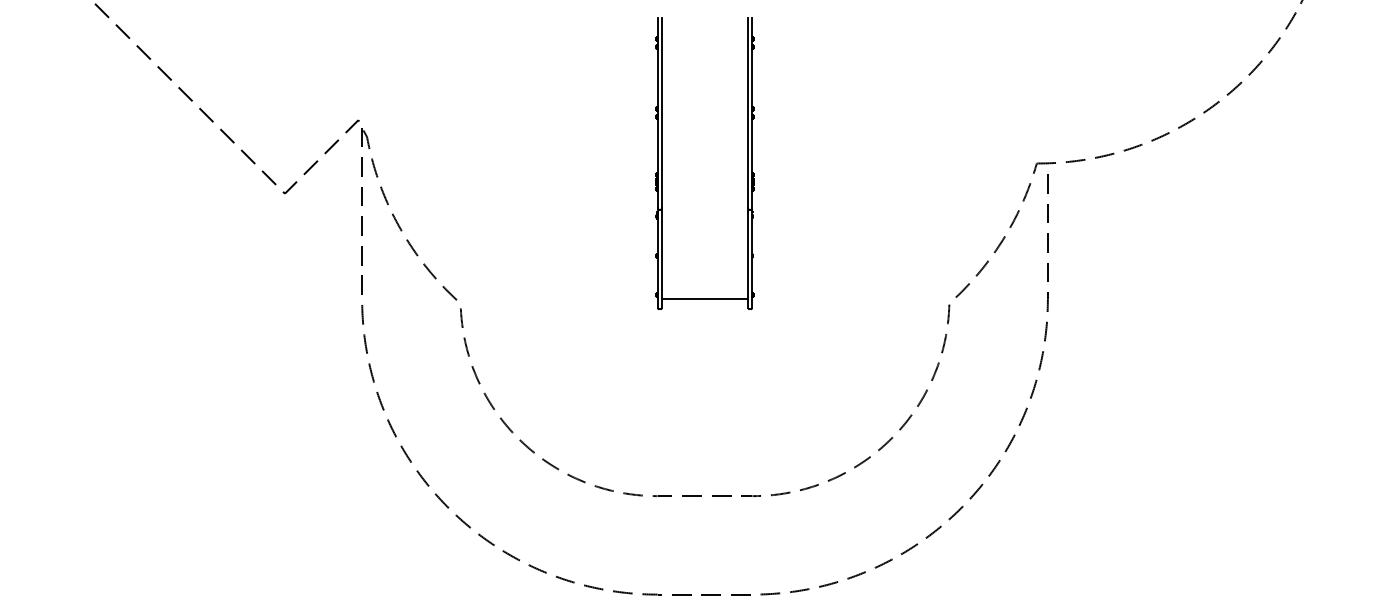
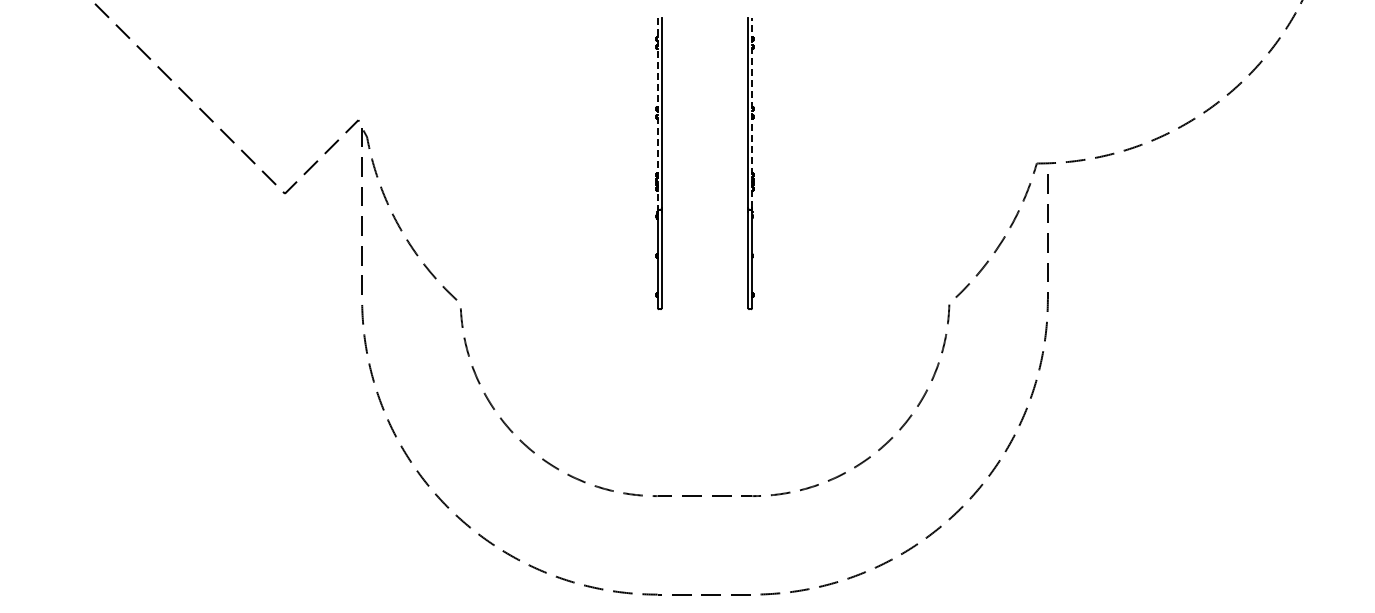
line: solid -> dashed (657, 113)
line: solid -> dashed (752, 113)
line: present -> none (704, 299)
